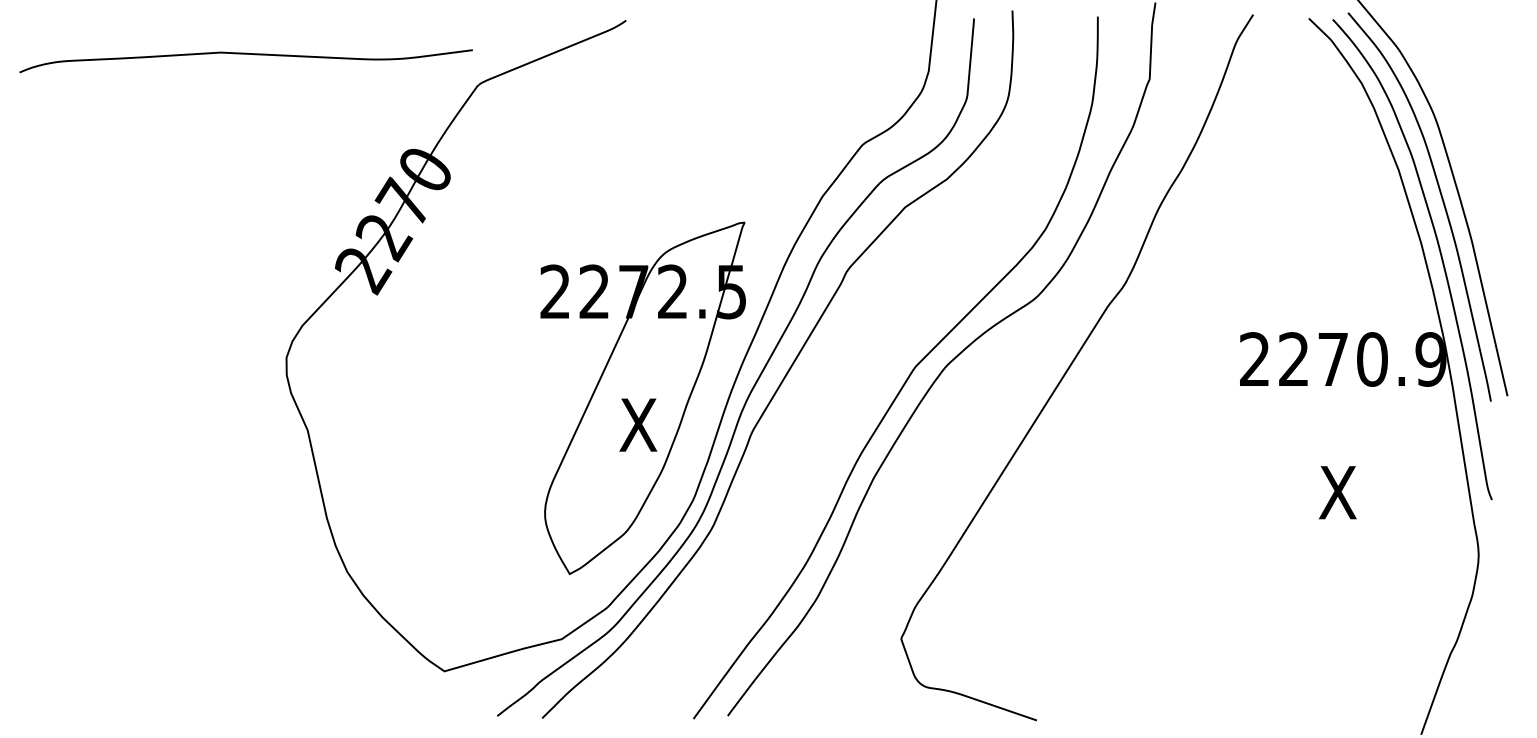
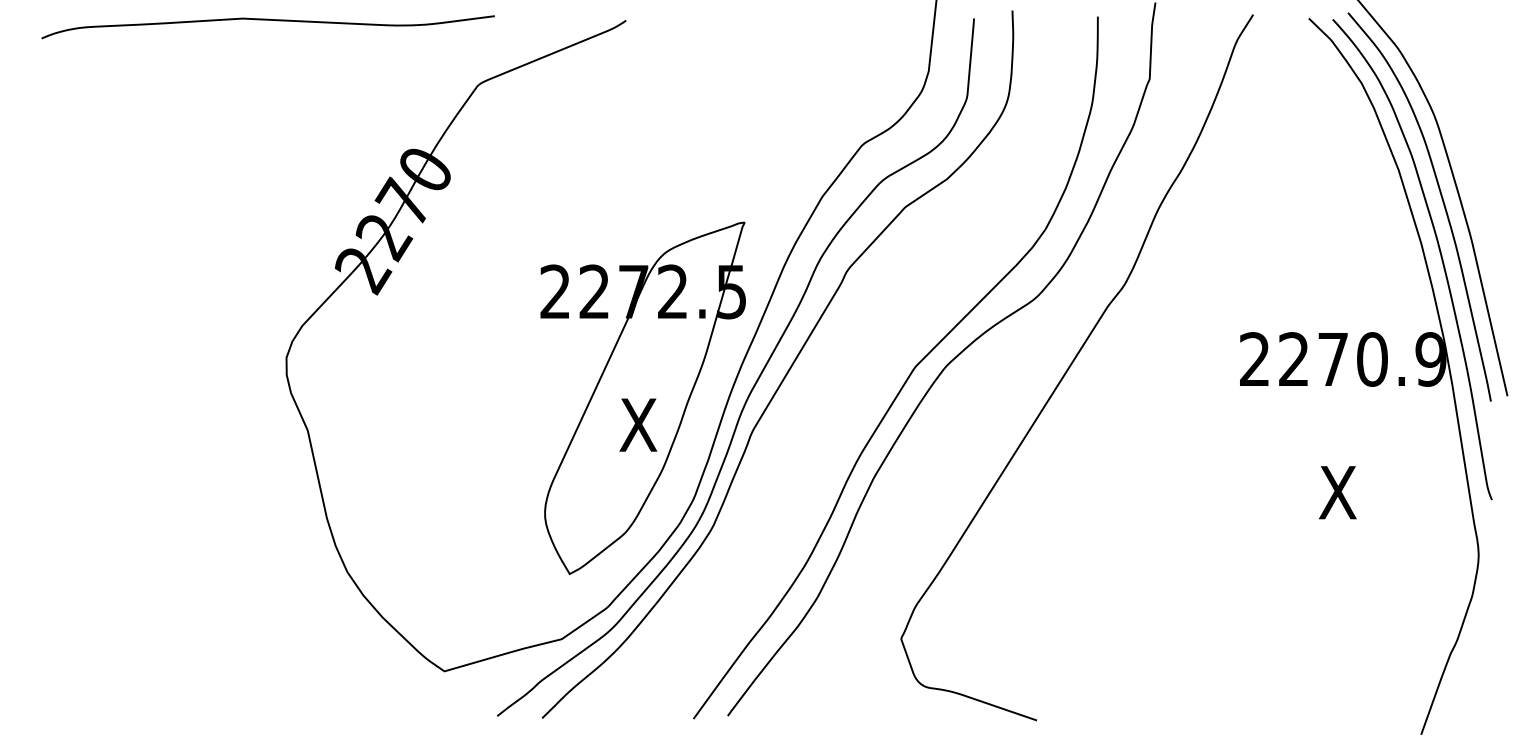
curve position: (245, 54) -> (267, 20) (267, 20)
